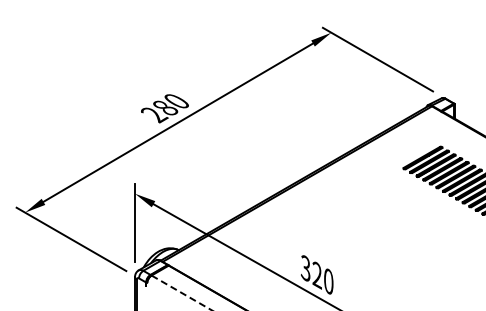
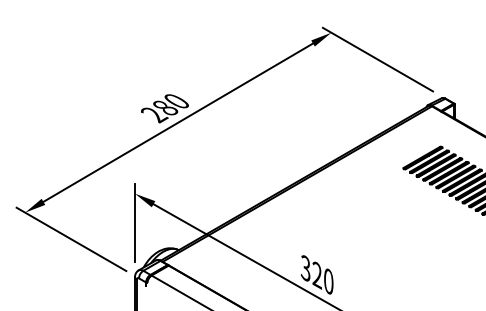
line: dashed -> solid (182, 293)
